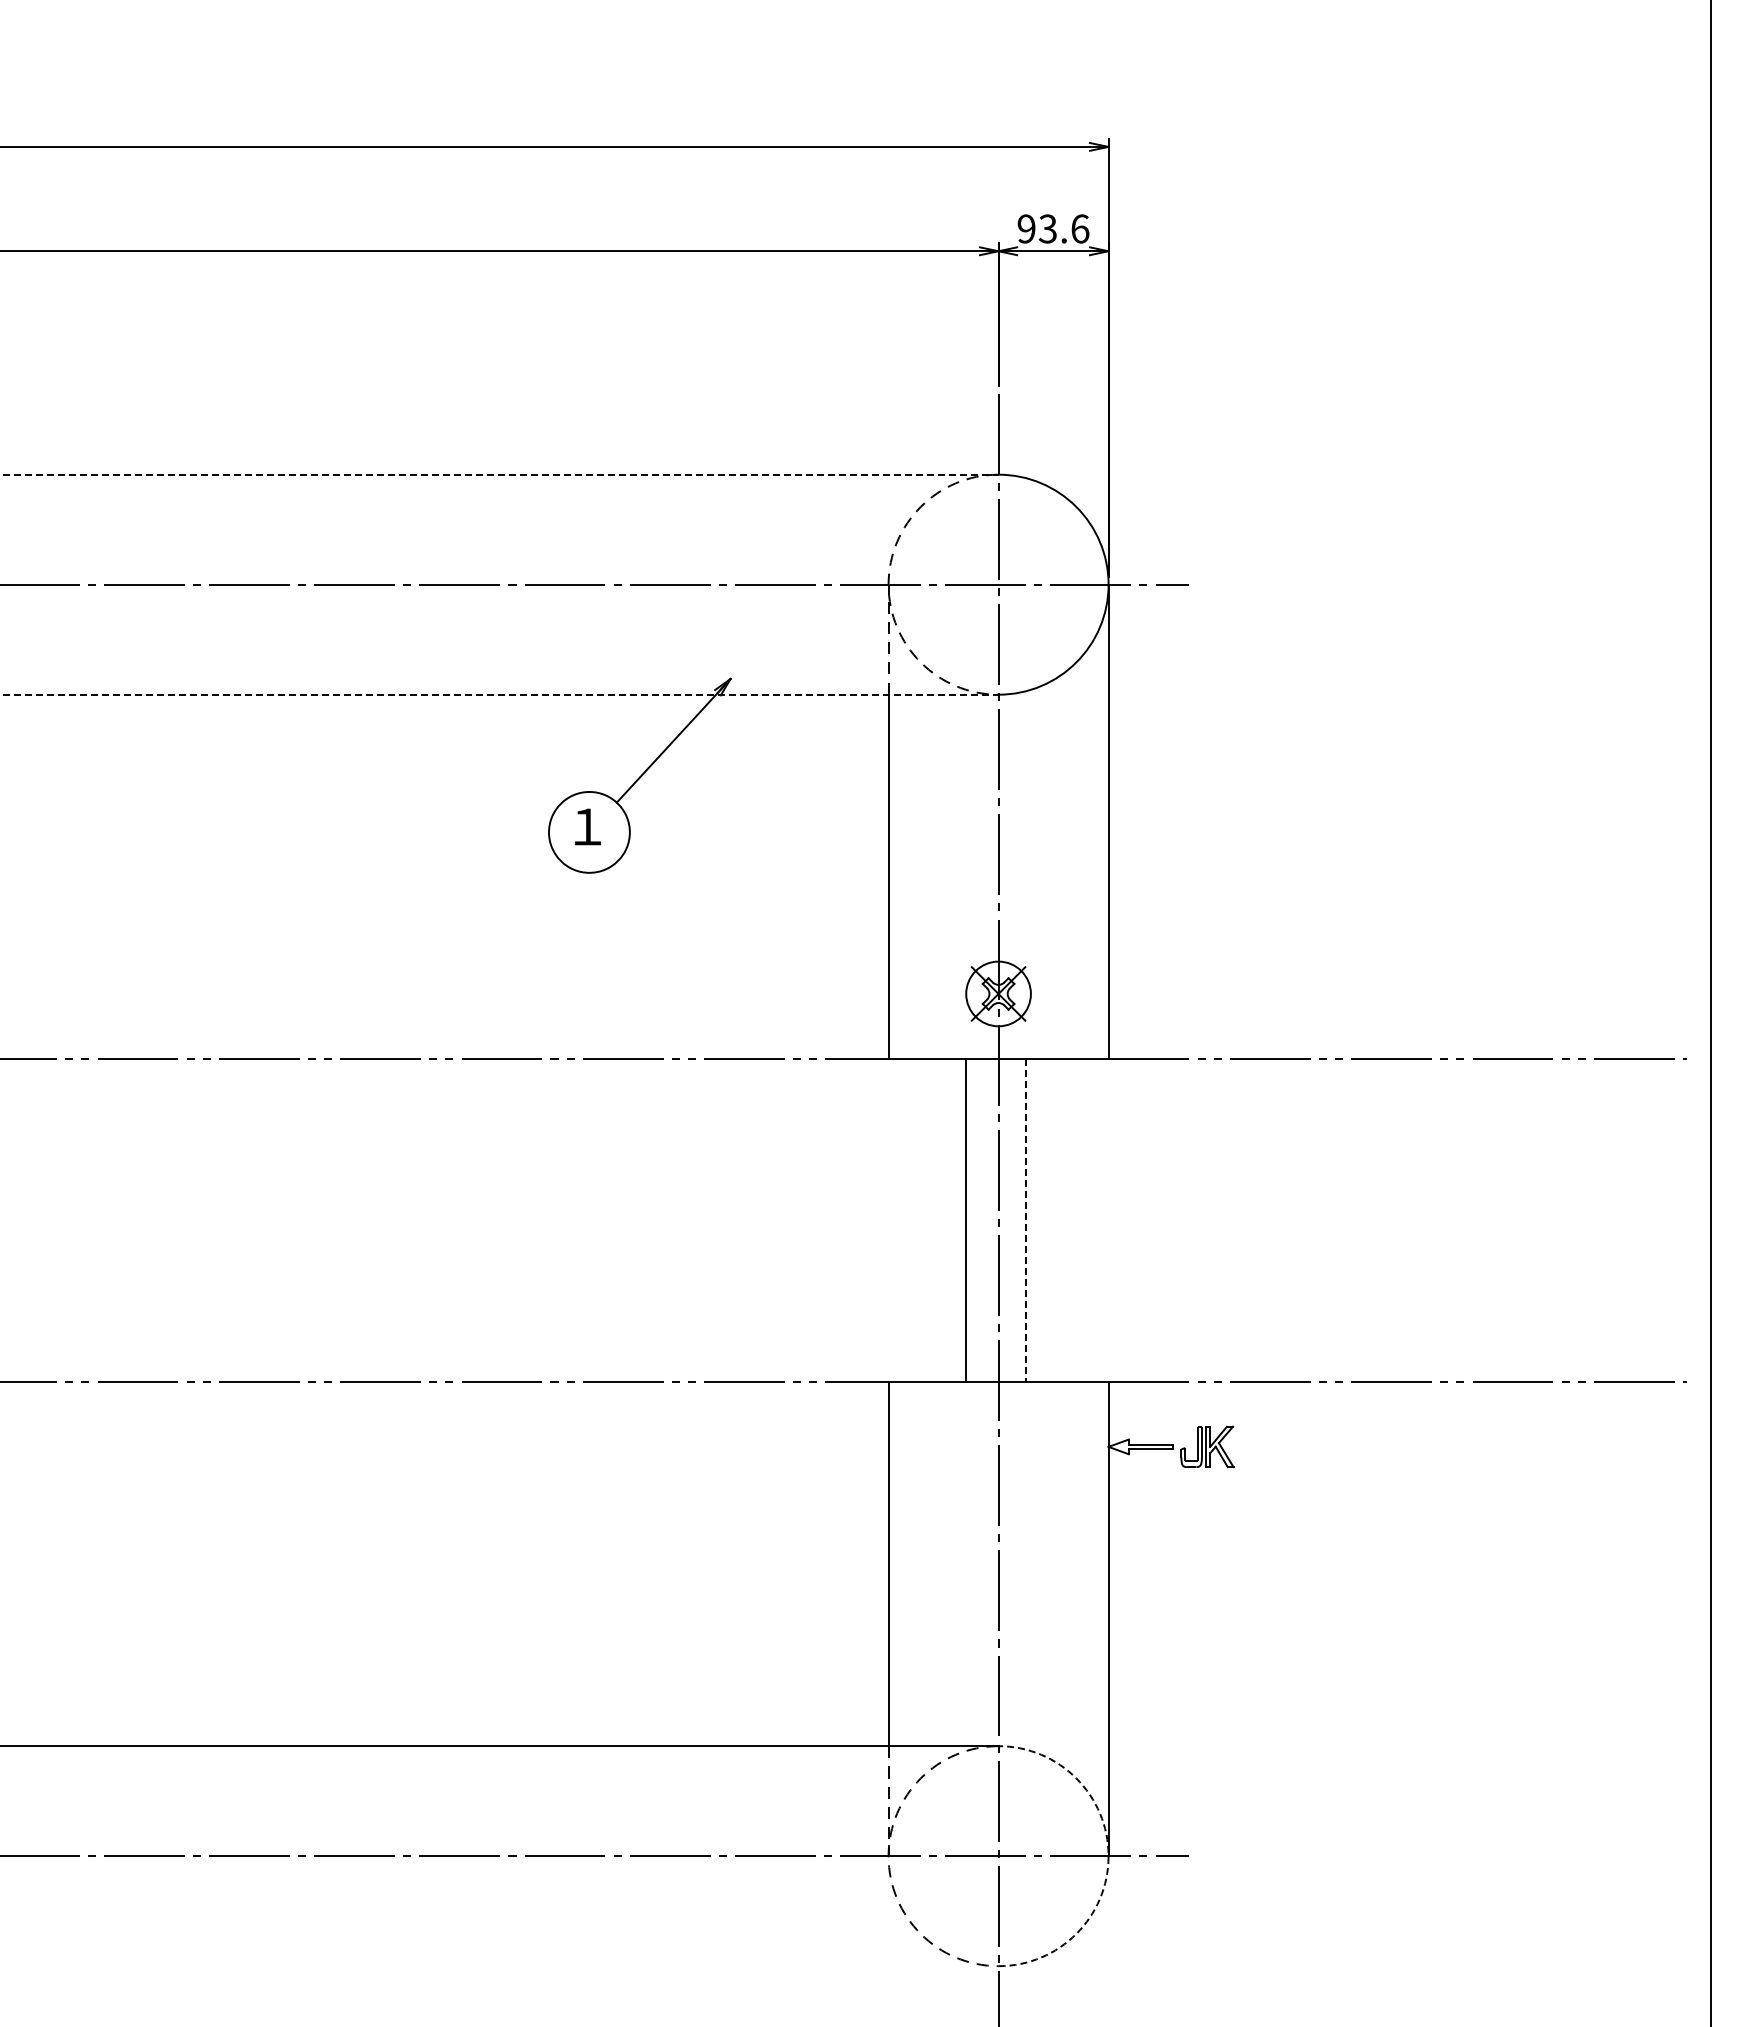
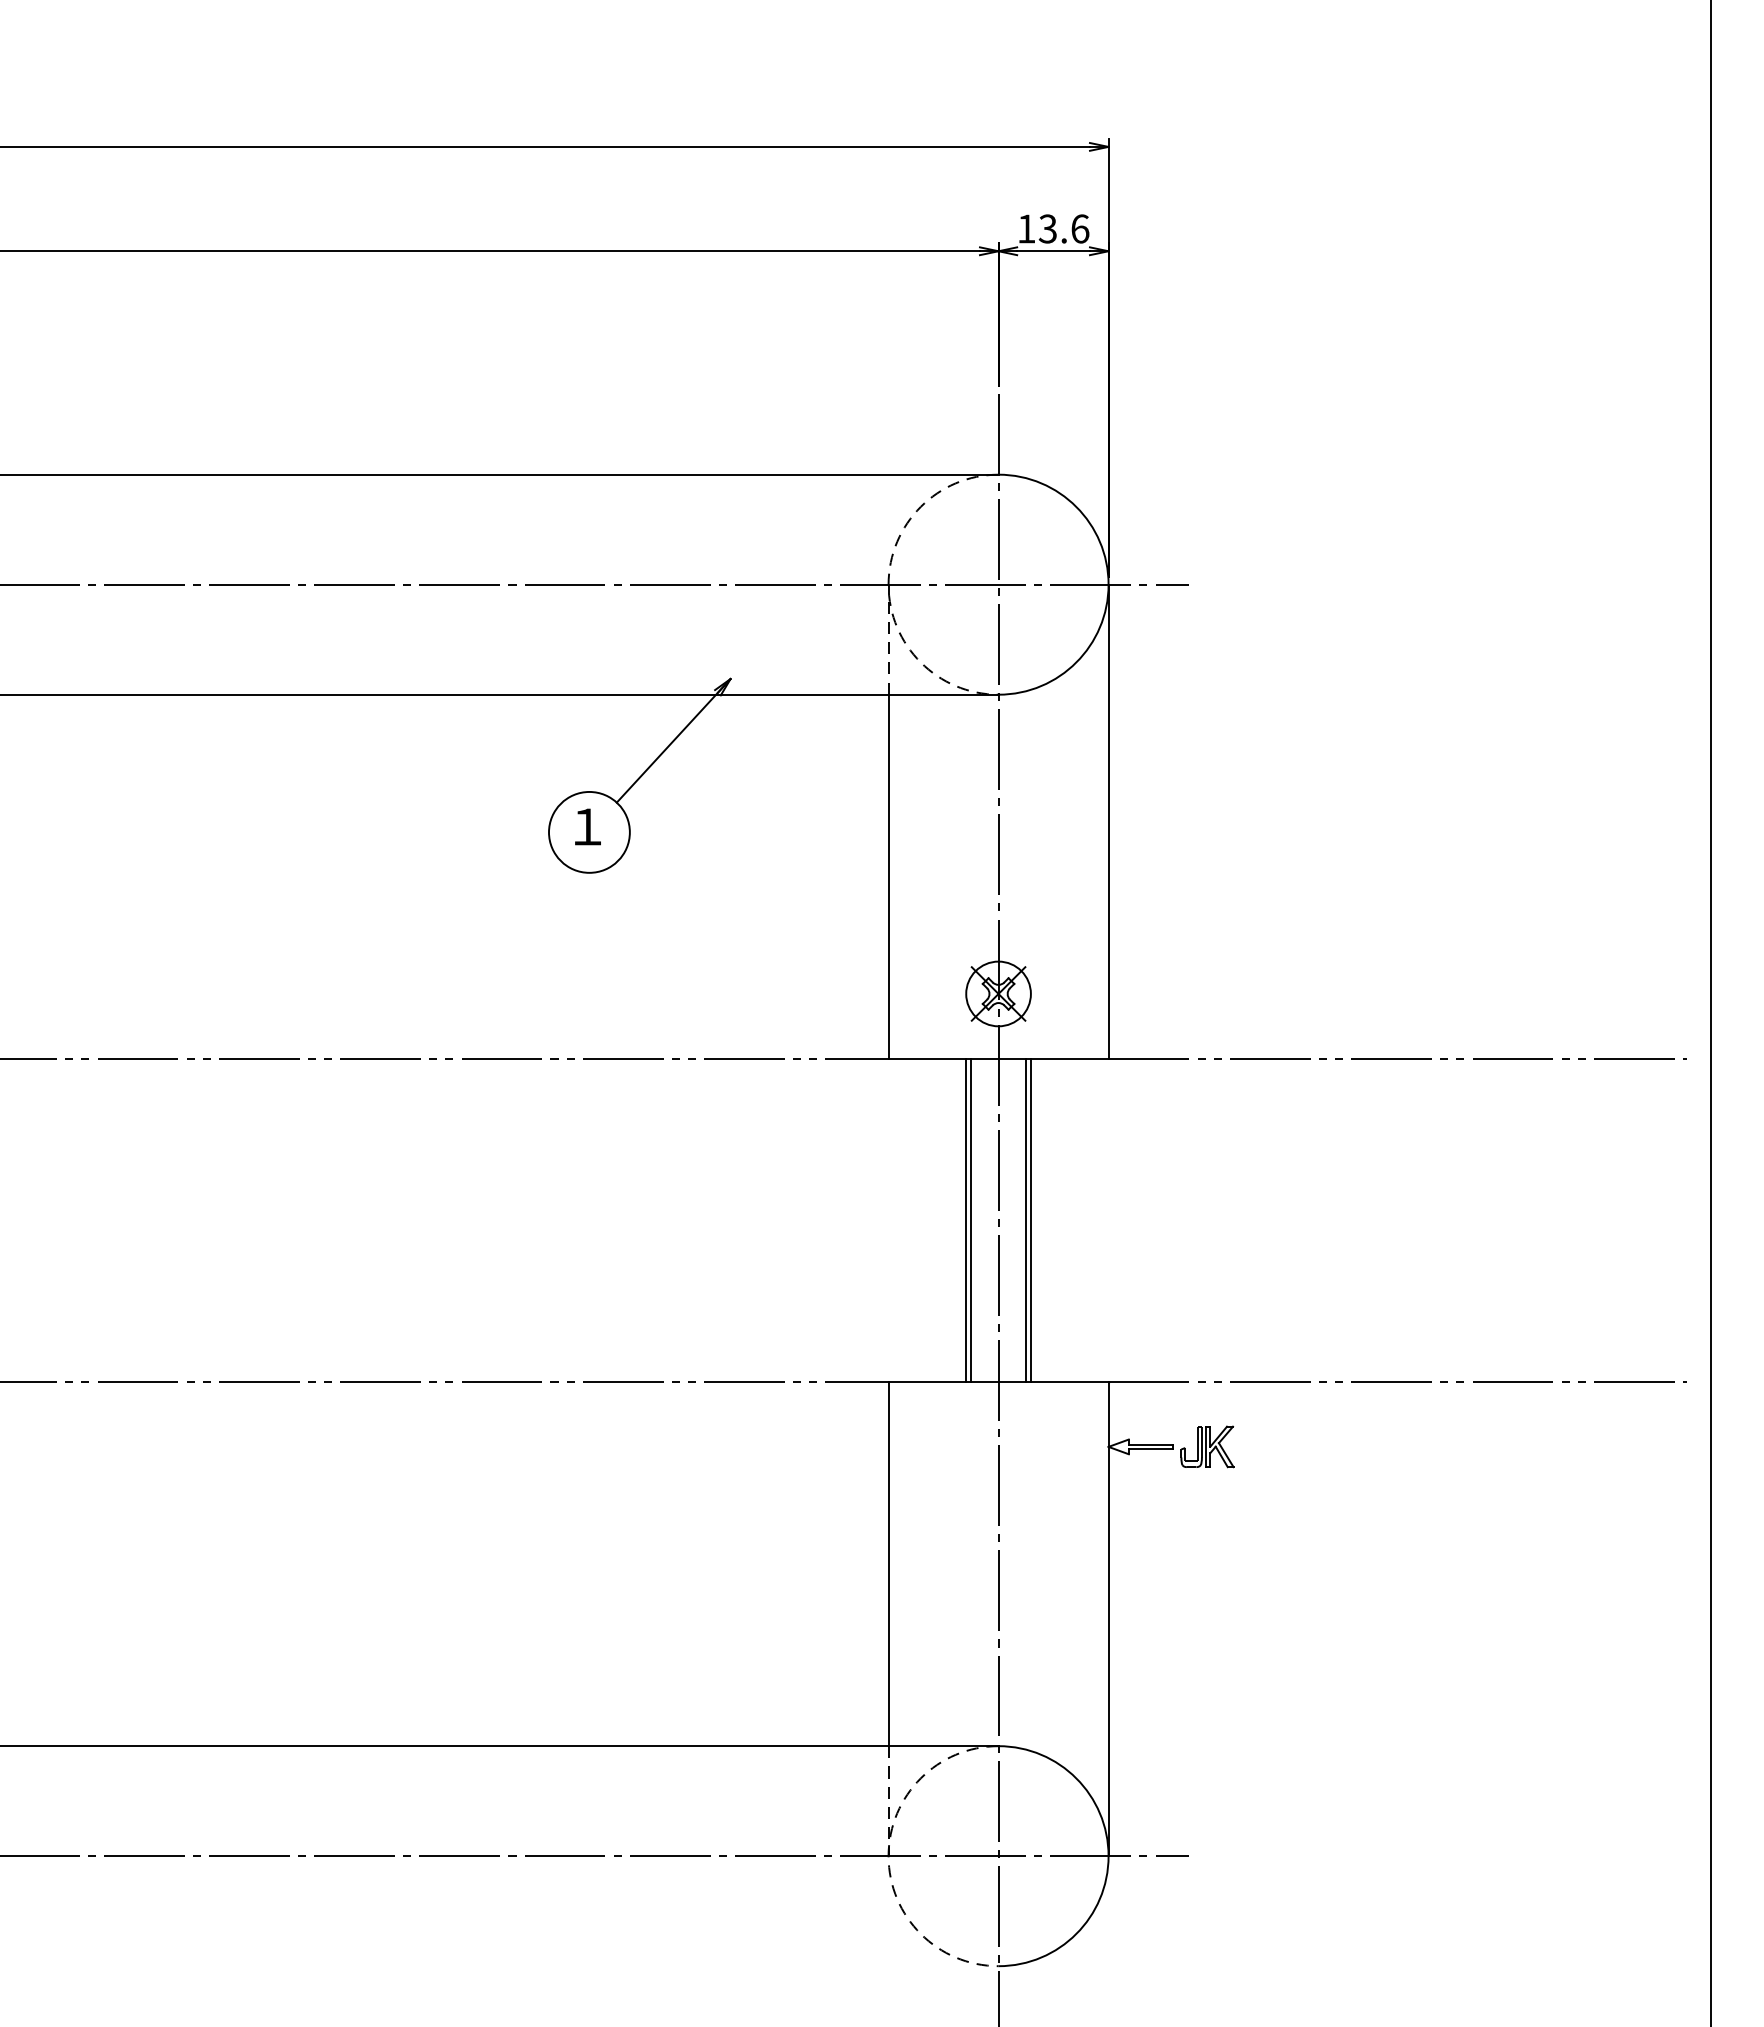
text: 93.6 -> 13.6 (1026, 228)
line: dashed -> solid (499, 474)
line: dashed -> solid (499, 694)
line: none -> present (971, 1220)
line: dashed -> solid (1025, 1220)
line: none -> present (1030, 1220)
arc: dashed -> solid (1108, 1856)
